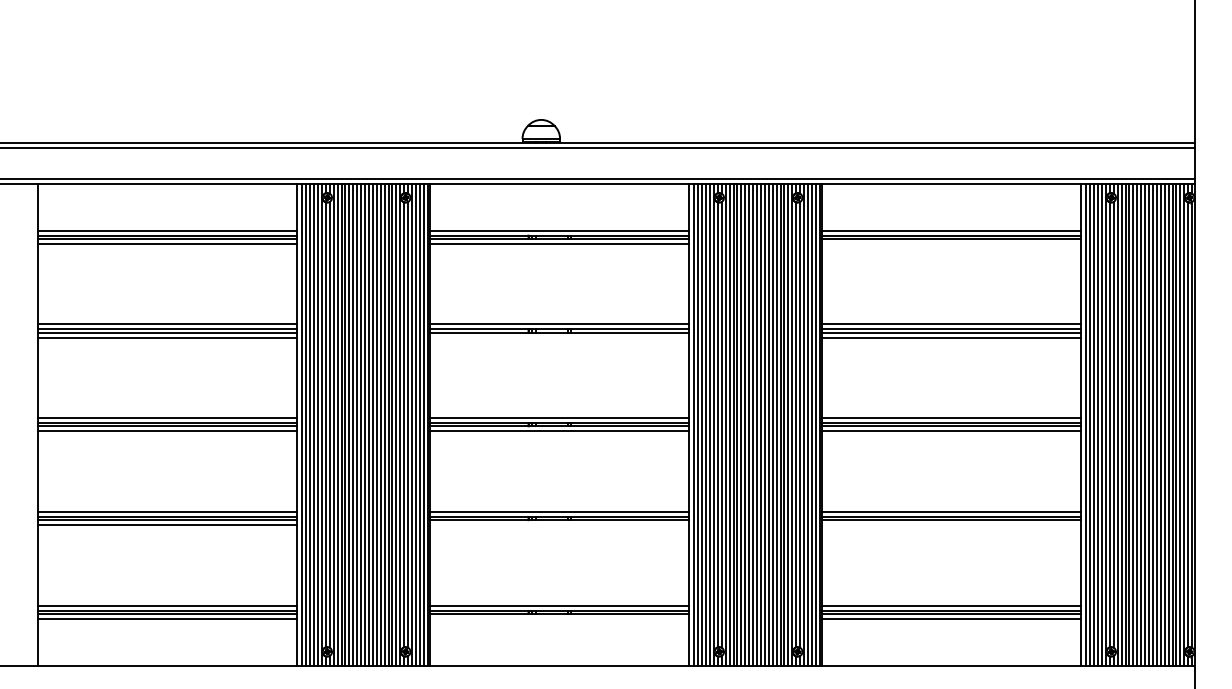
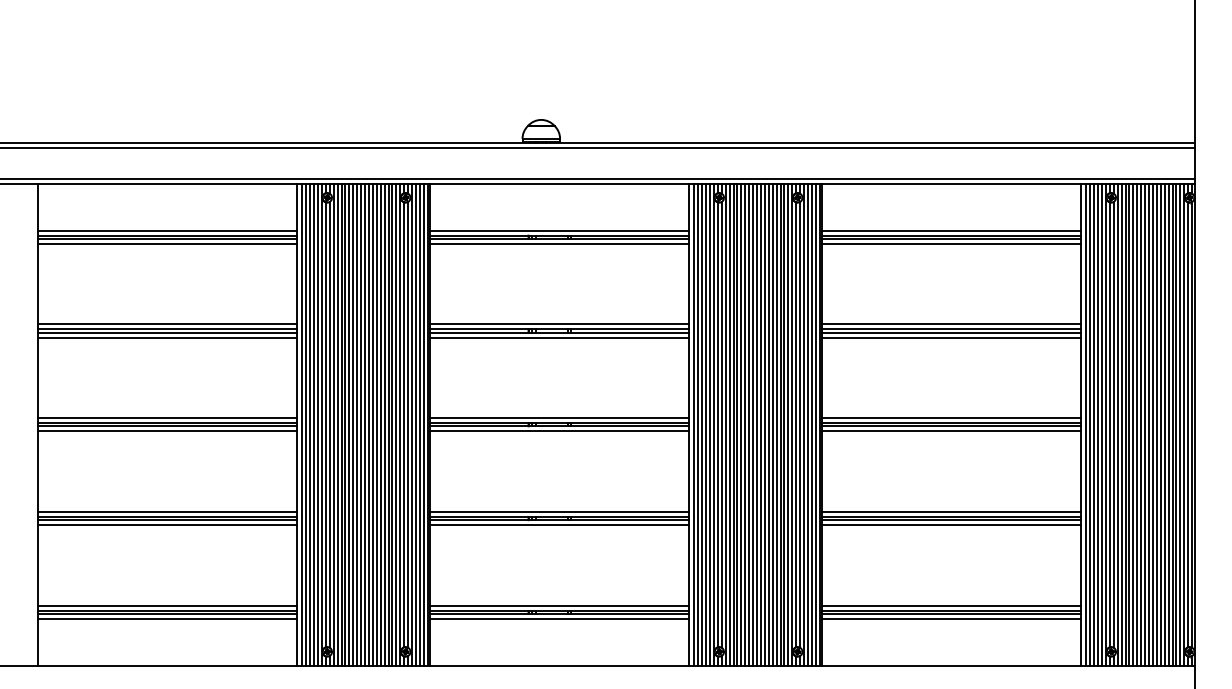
line: none -> present (951, 243)
line: none -> present (559, 337)
line: none -> present (559, 525)
line: none -> present (951, 525)
line: none -> present (559, 619)
